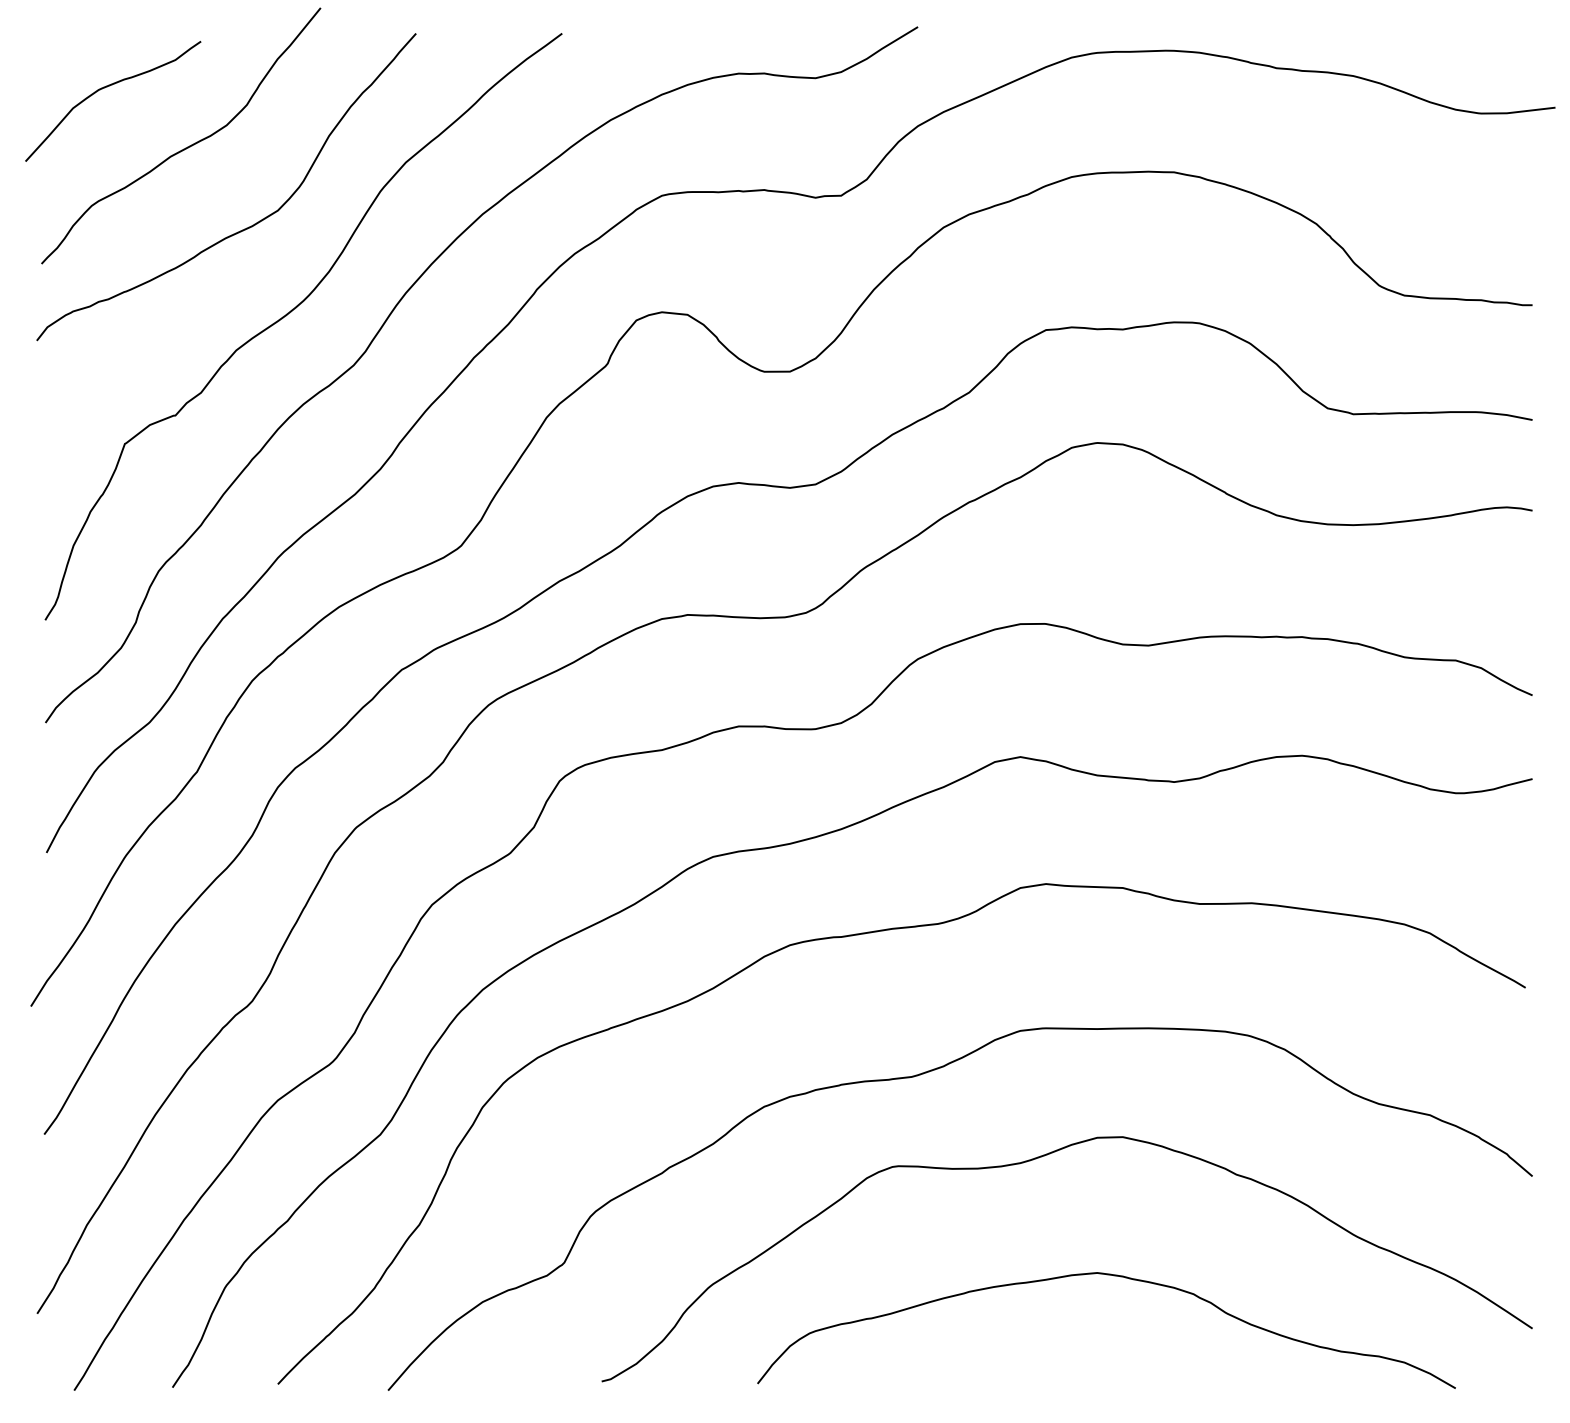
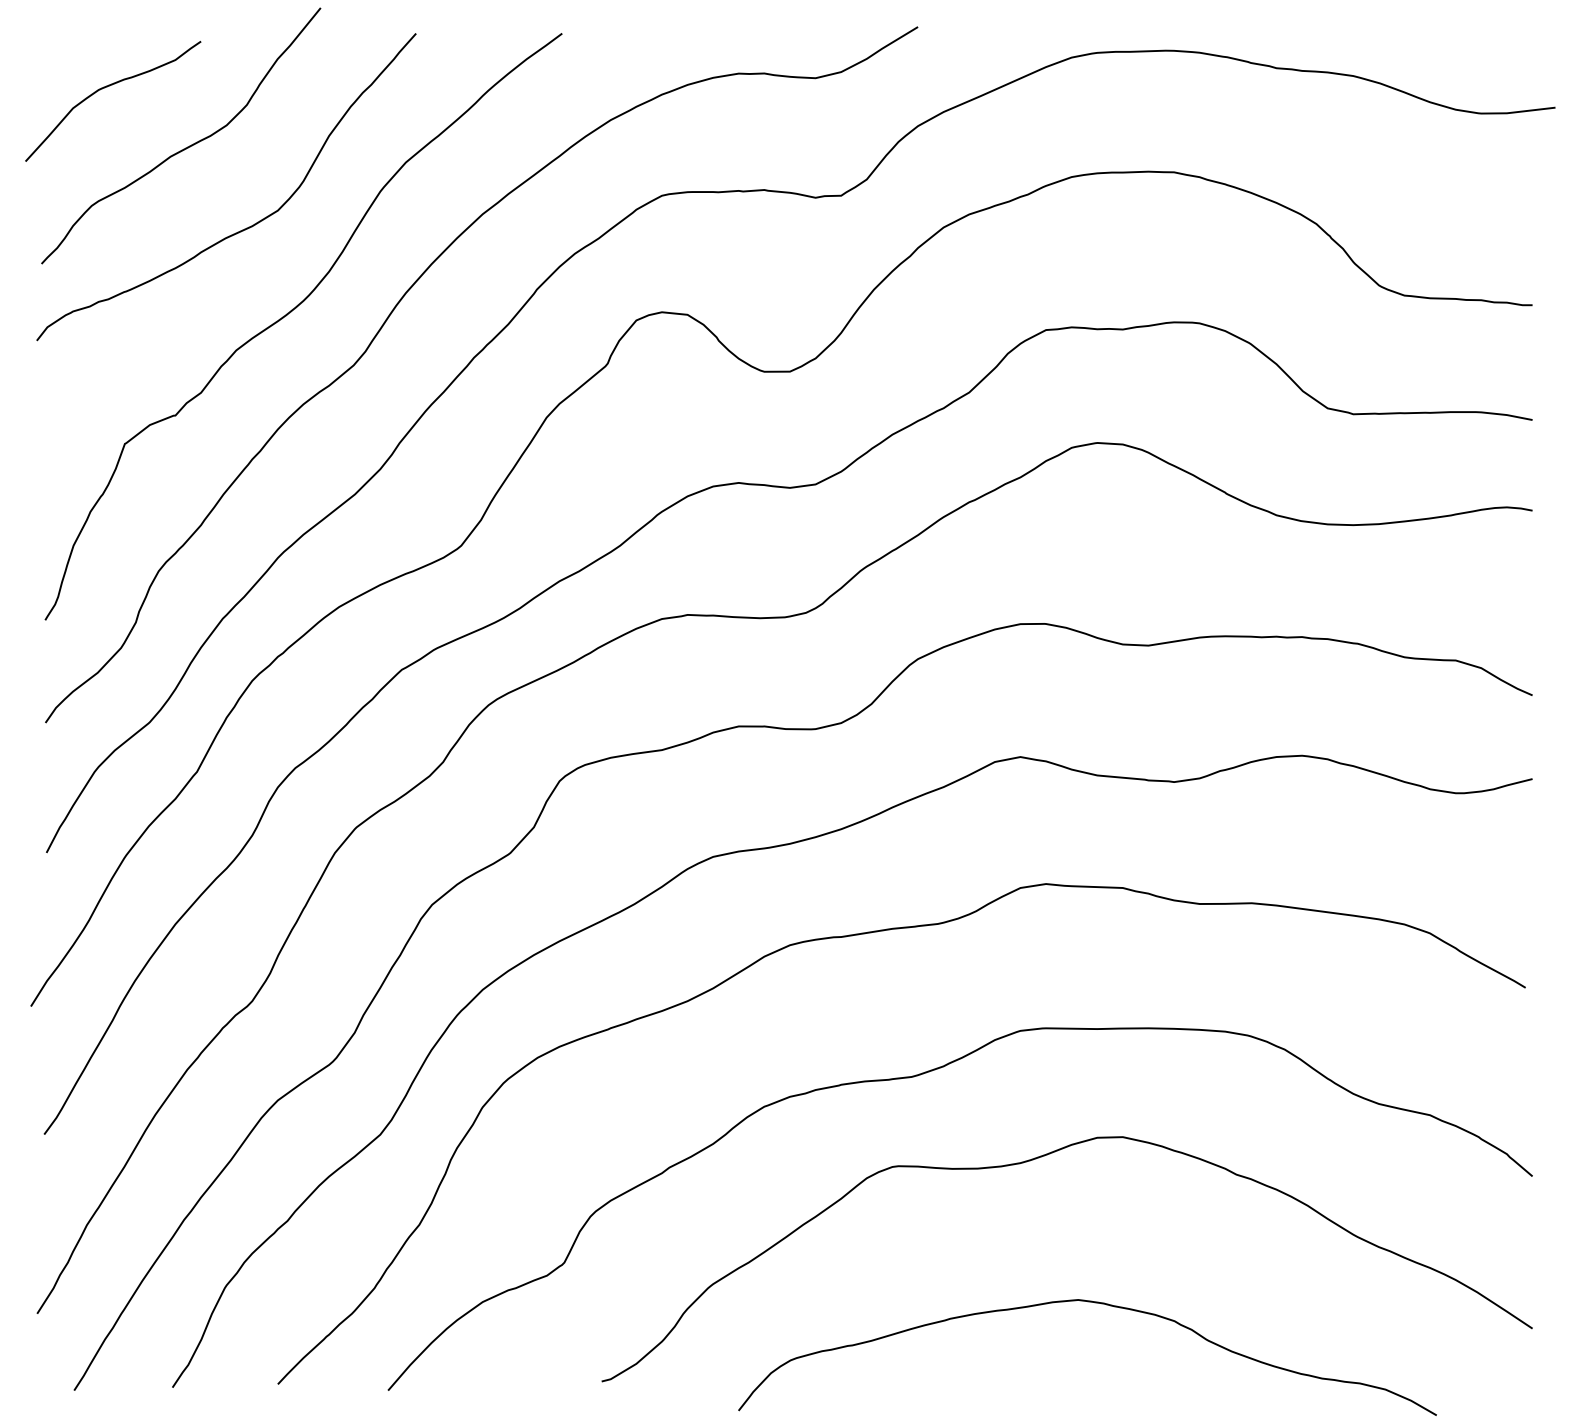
curve position: (1113, 1276) -> (1094, 1303) (1094, 1303)
